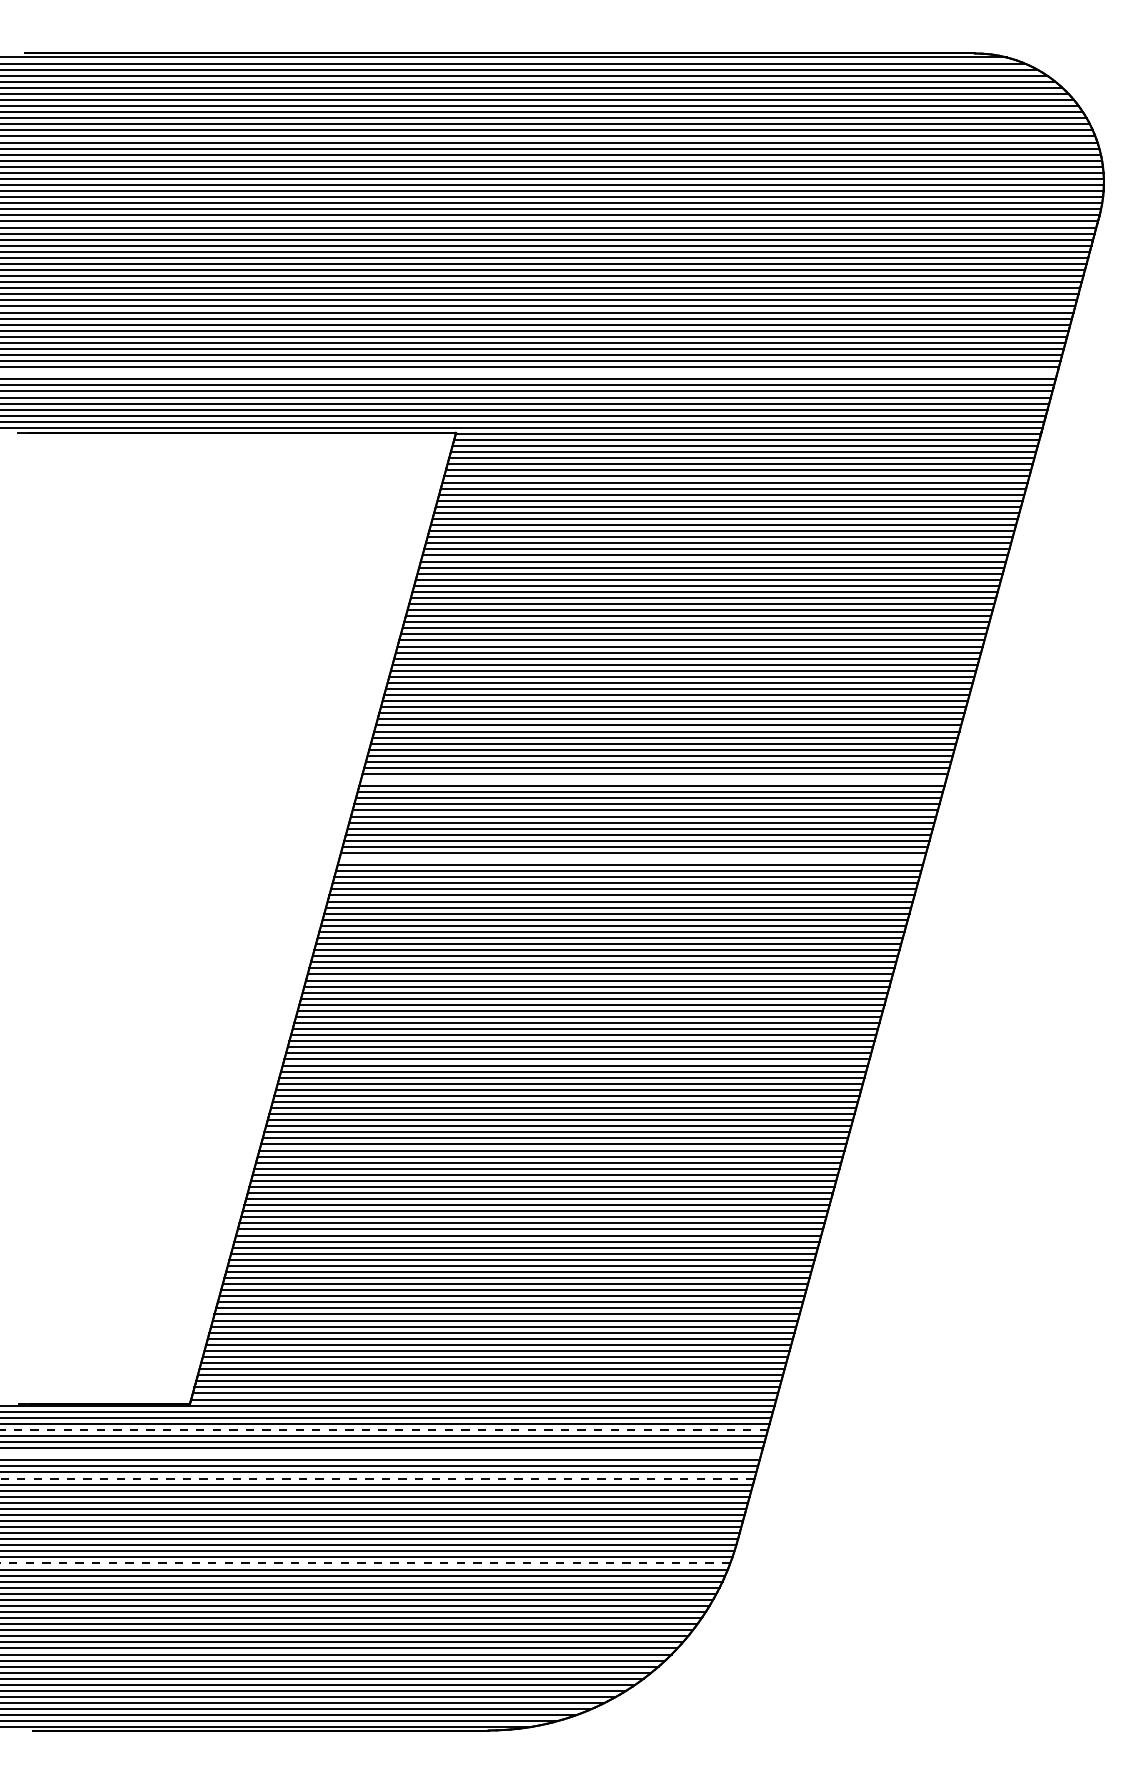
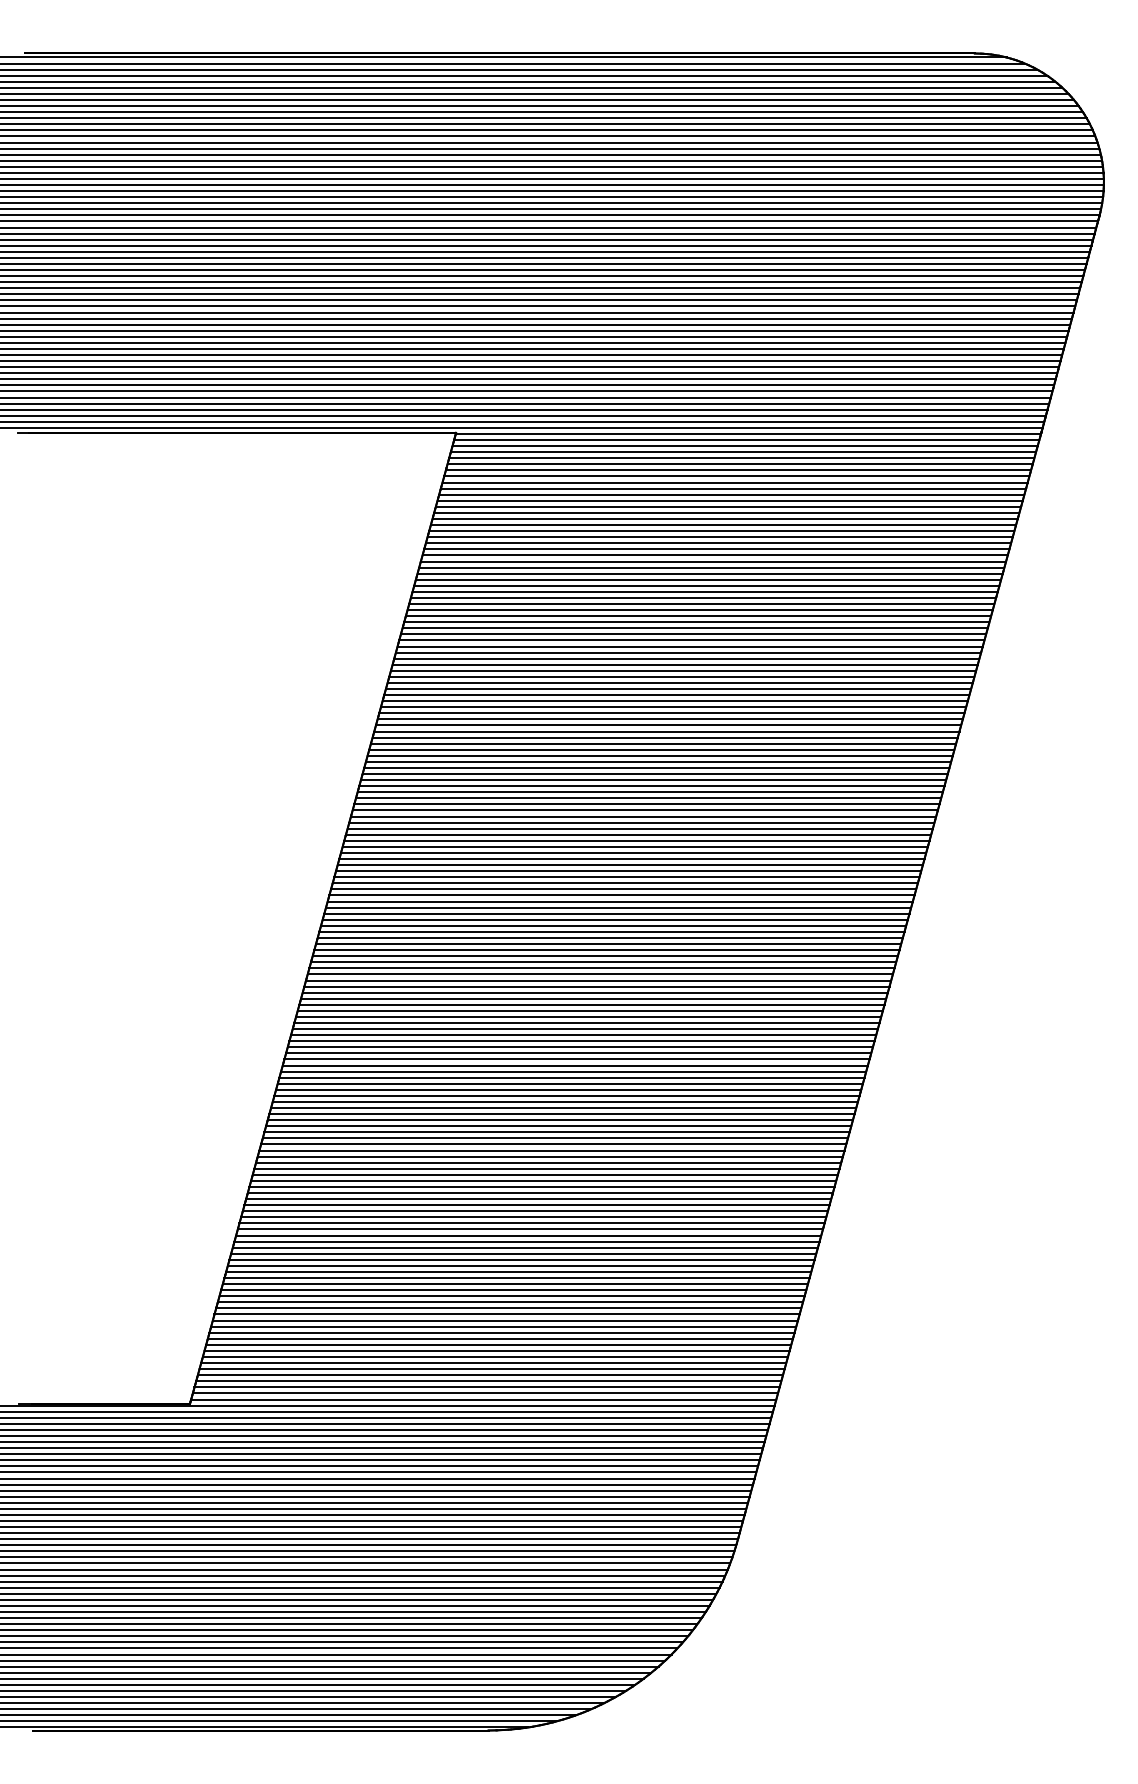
line: none -> present (529, 373)
line: none -> present (653, 780)
line: none -> present (631, 859)
line: dashed -> solid (384, 1429)
line: none -> present (381, 1454)
line: dashed -> solid (377, 1478)
line: dashed -> solid (365, 1563)
